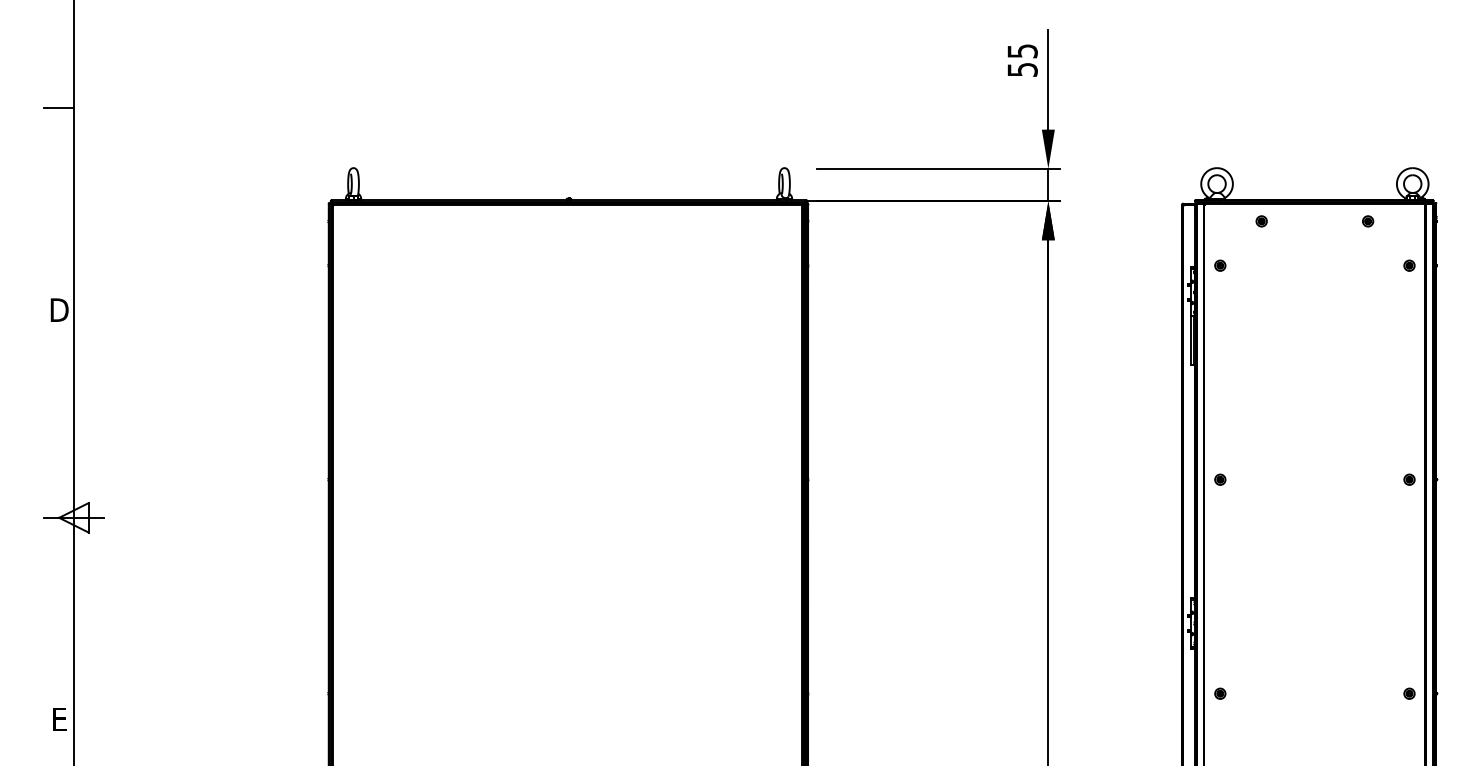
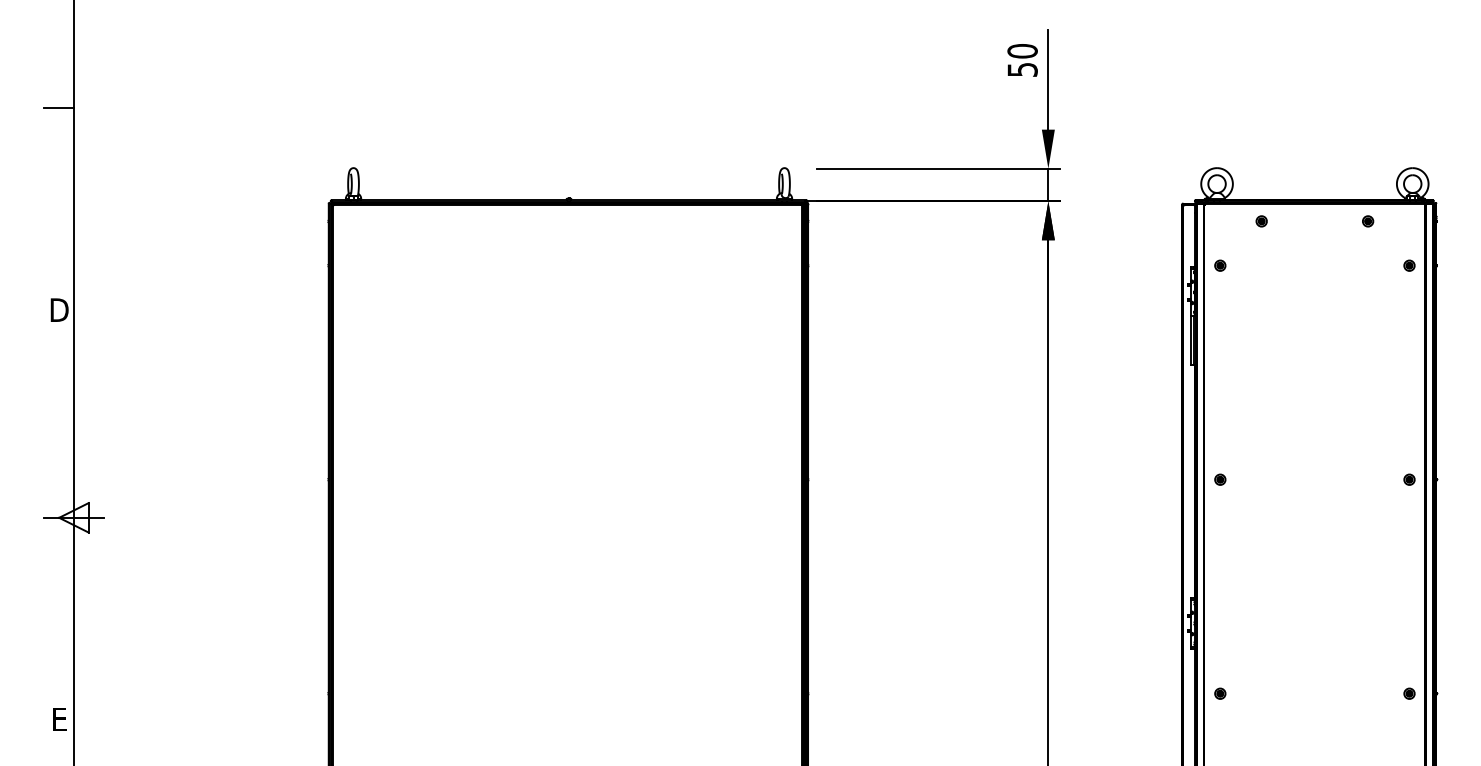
text: 55 -> 50 (1022, 51)
